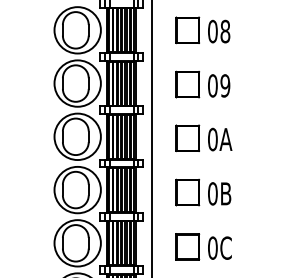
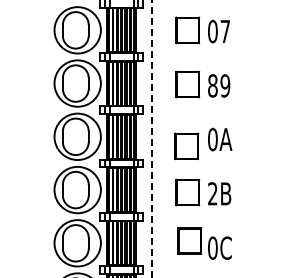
text: 08 -> 07 (225, 31)
text: 09 -> 89 (212, 85)
line: solid -> dashed (151, 138)
part position: (187, 138) -> (186, 146) (186, 146)
text: 0B -> 2B (212, 193)
part position: (187, 246) -> (189, 240) (189, 240)
